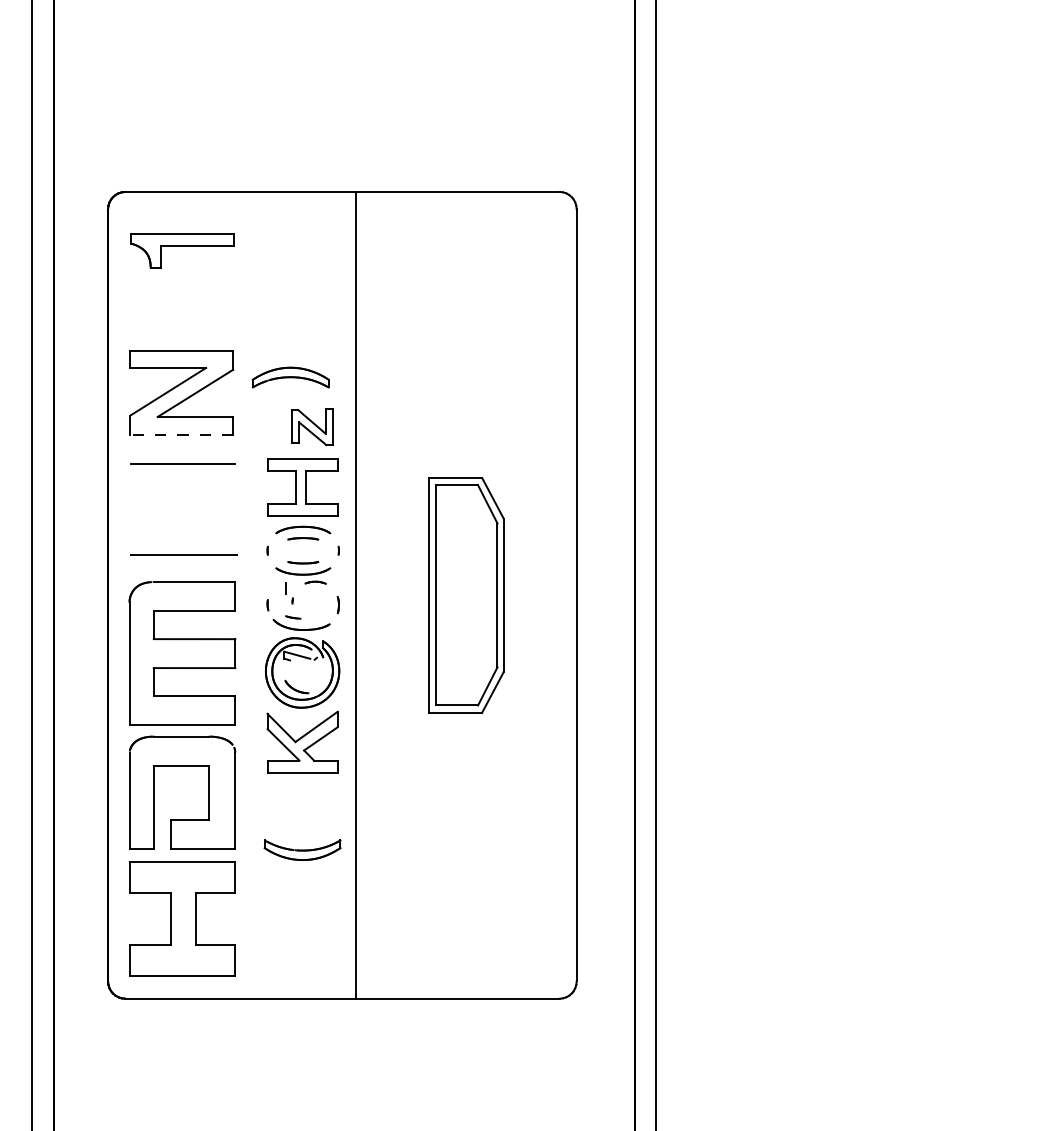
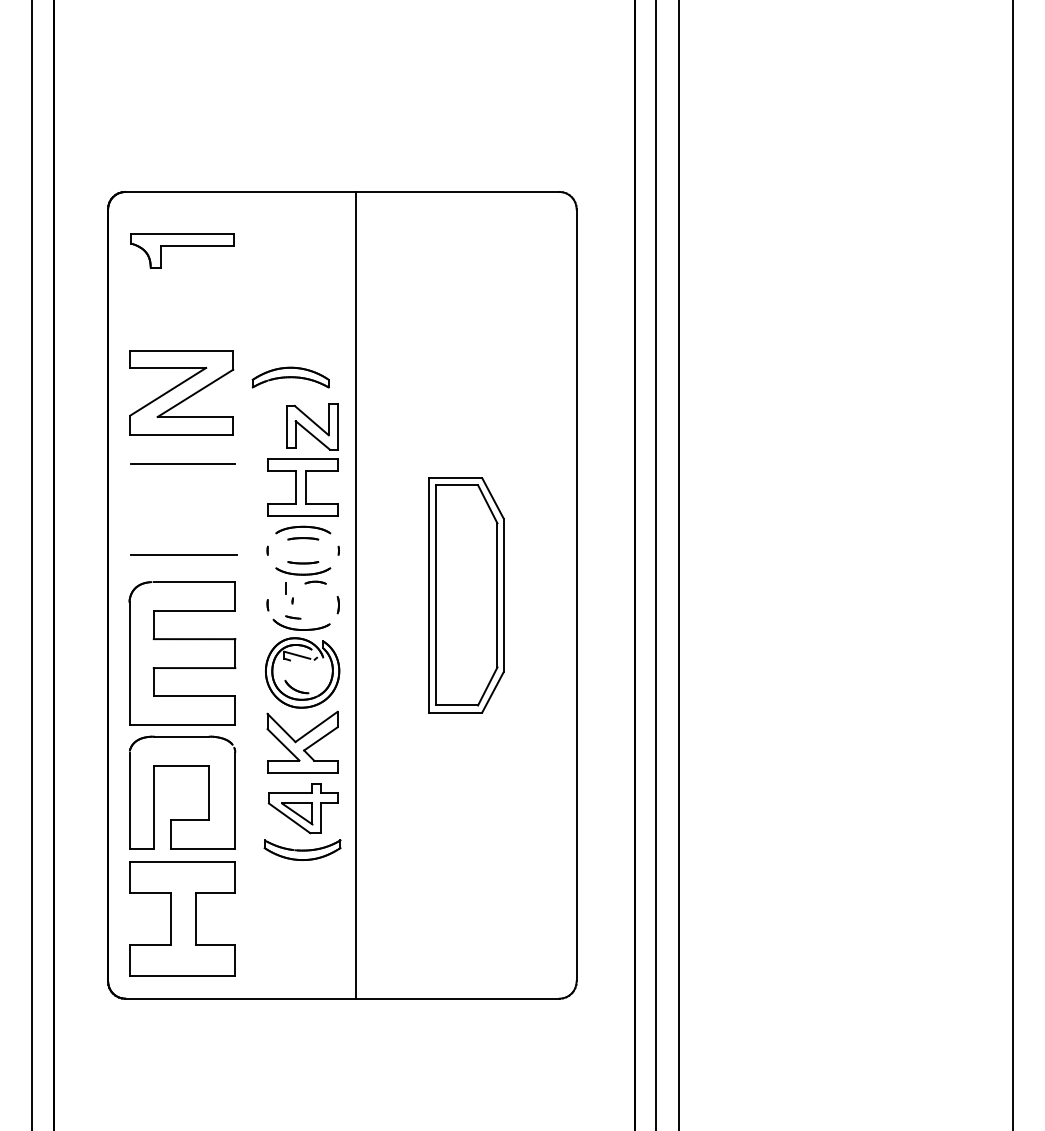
part size: 43x39 px -> 53x48 px (312, 426)
line: dashed -> solid (181, 434)
line: none -> present (678, 564)
line: none -> present (1013, 564)
part: none -> present (302, 808)
